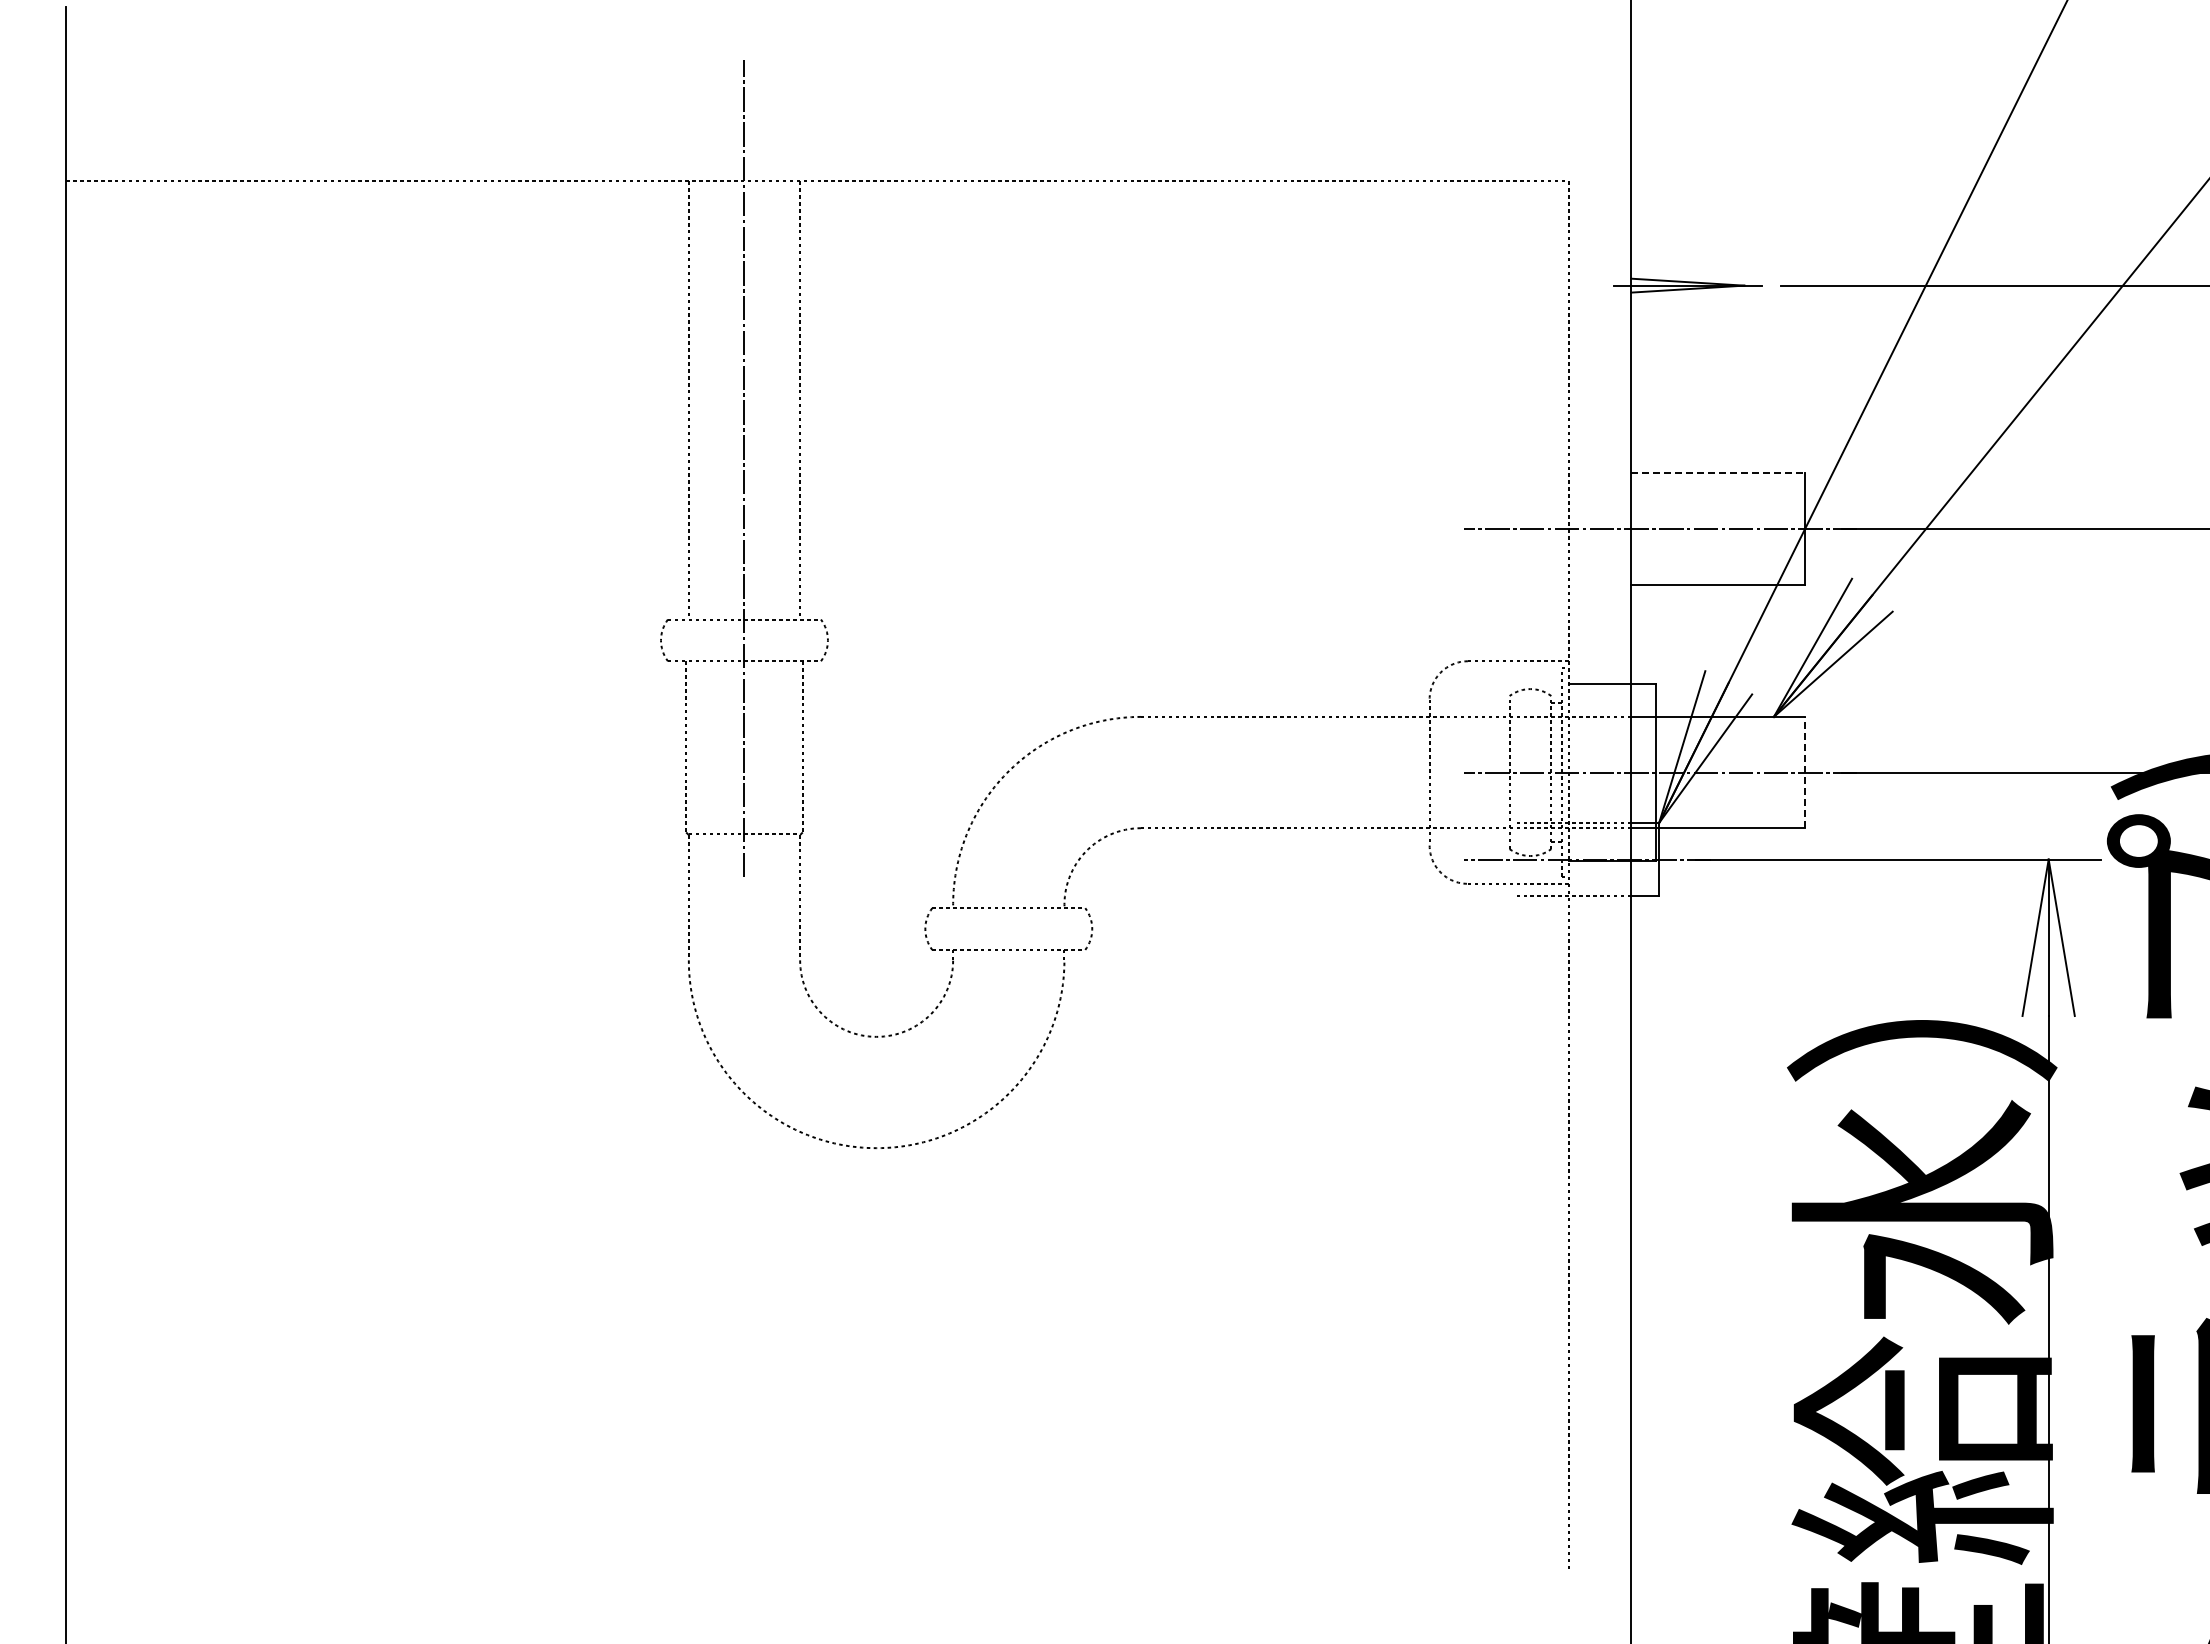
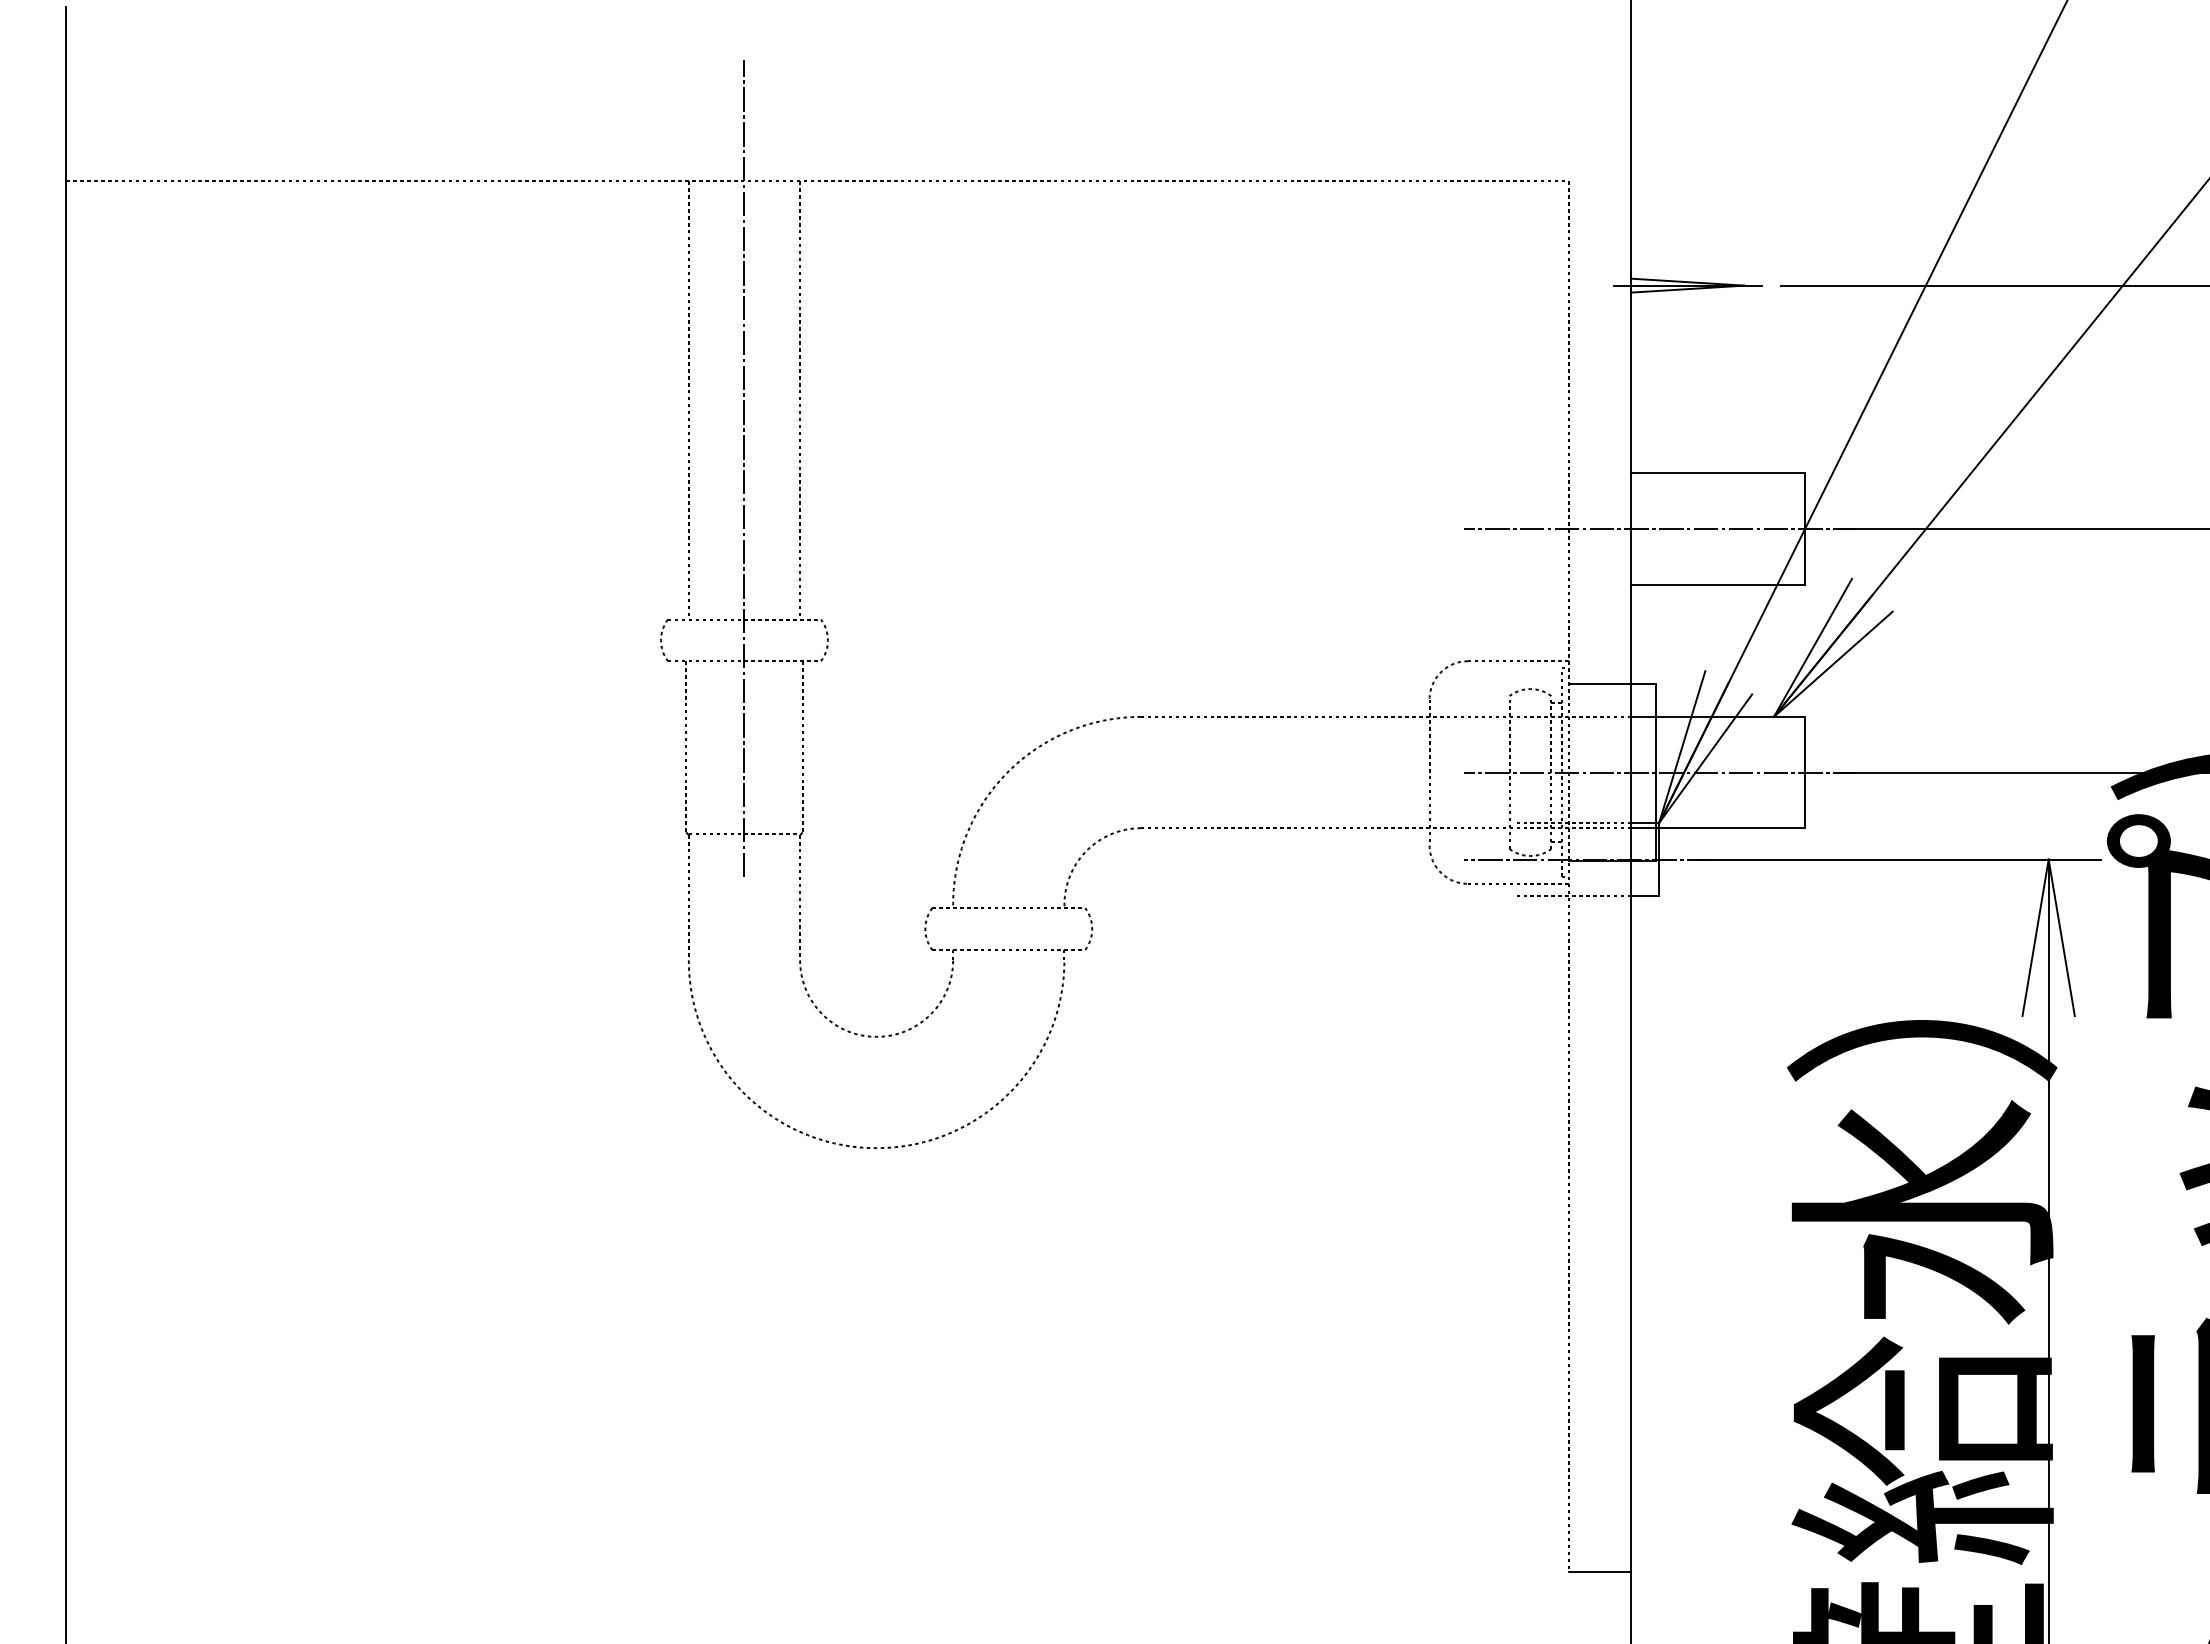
line: dashed -> solid (1718, 473)
line: dashed -> solid (1805, 772)
line: none -> present (1599, 1572)
